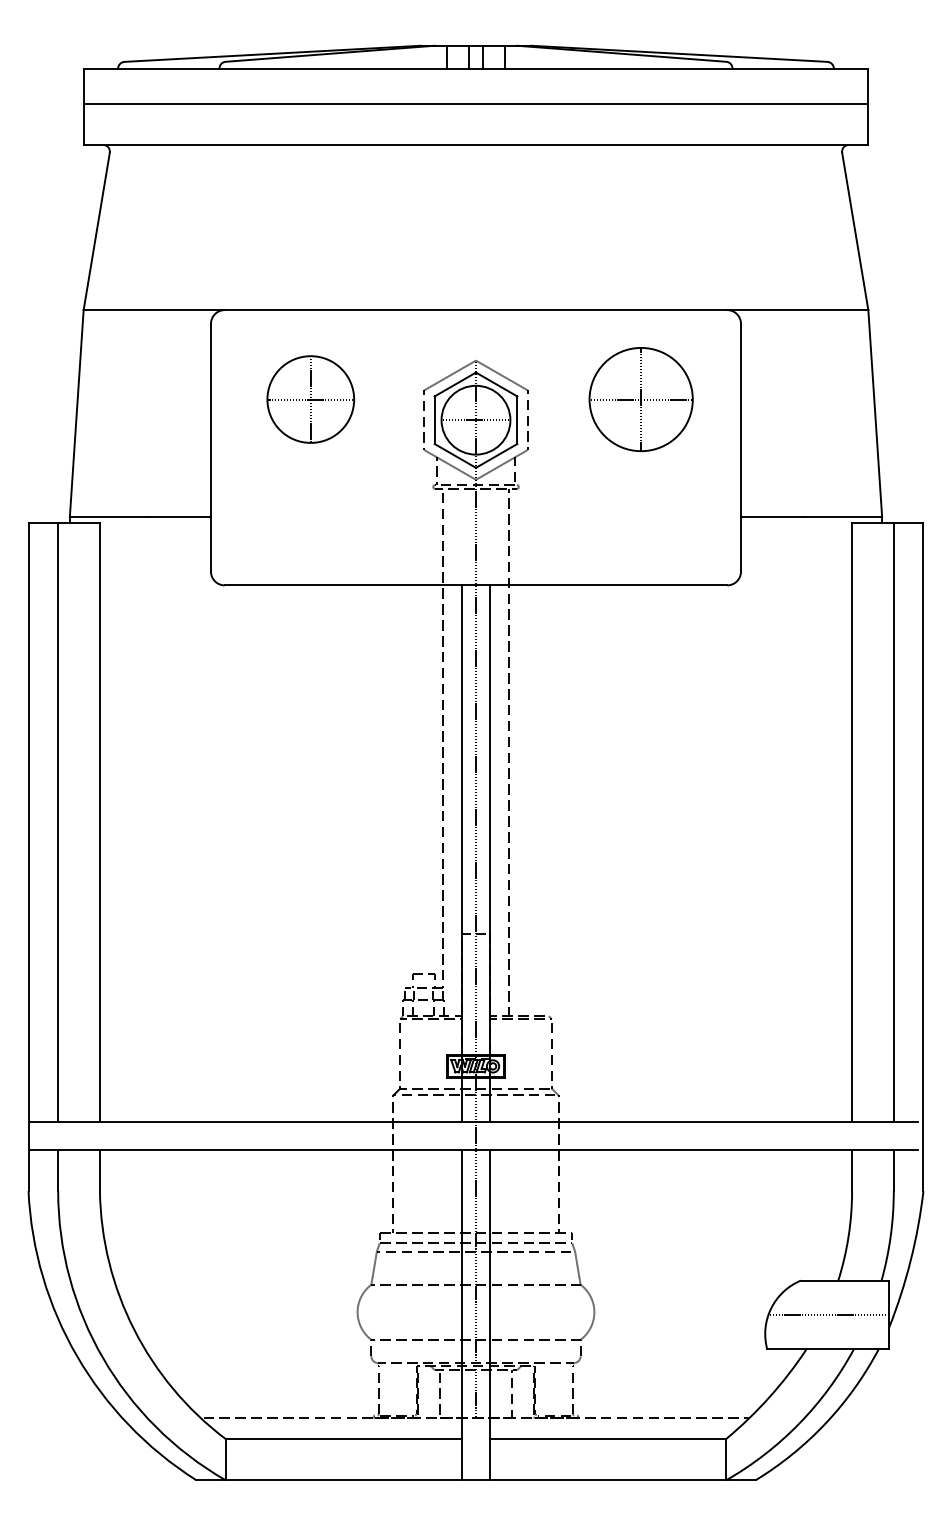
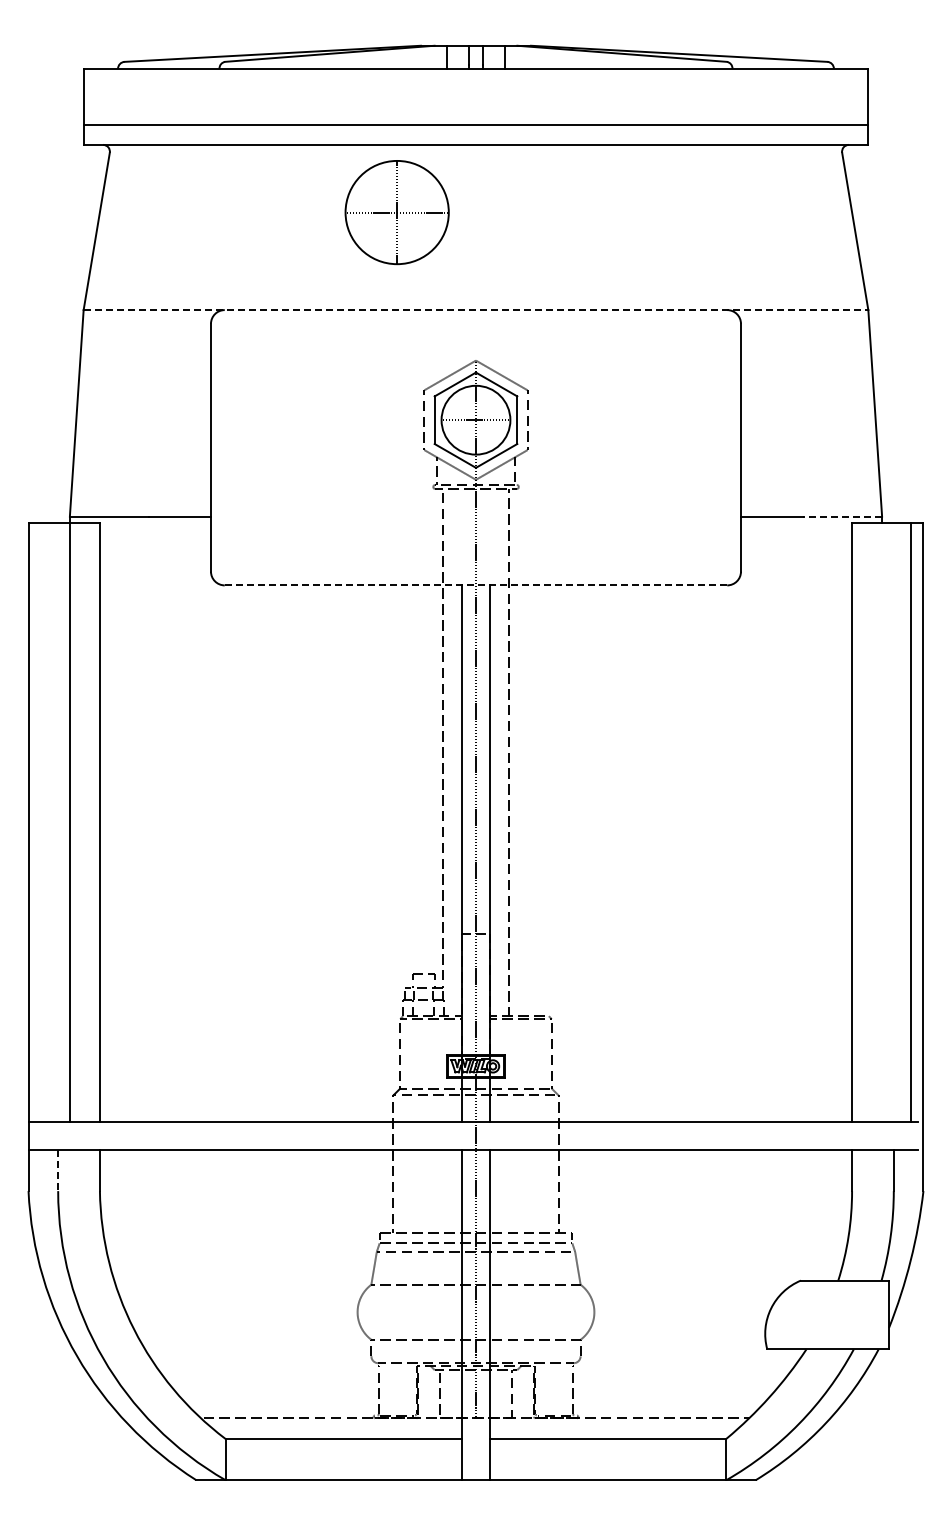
line position: (475, 103) -> (475, 124) (475, 124)
line: solid -> dashed (476, 310)
part: present -> none (310, 399)
part position: (640, 399) -> (396, 212) (396, 212)
line: solid -> dashed (842, 516)
line: solid -> dashed (476, 585)
line position: (58, 822) -> (70, 822) (70, 822)
line position: (893, 822) -> (910, 822) (910, 822)
line: solid -> dashed (58, 1170)
line: present -> none (828, 1315)
